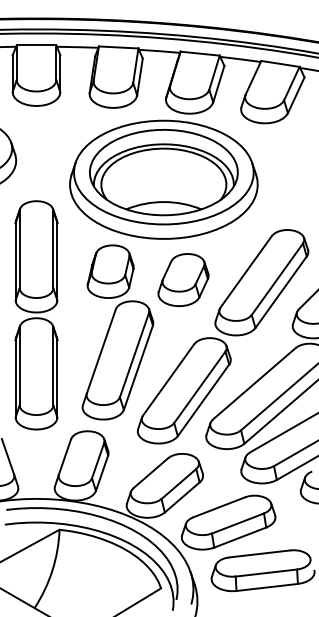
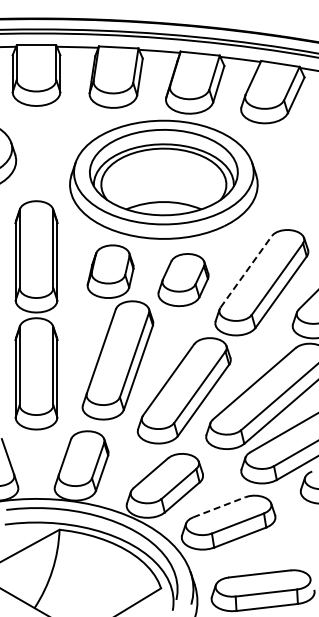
line: solid -> dashed (246, 271)
line: solid -> dashed (219, 507)
part position: (262, 570) -> (262, 590) (262, 590)
